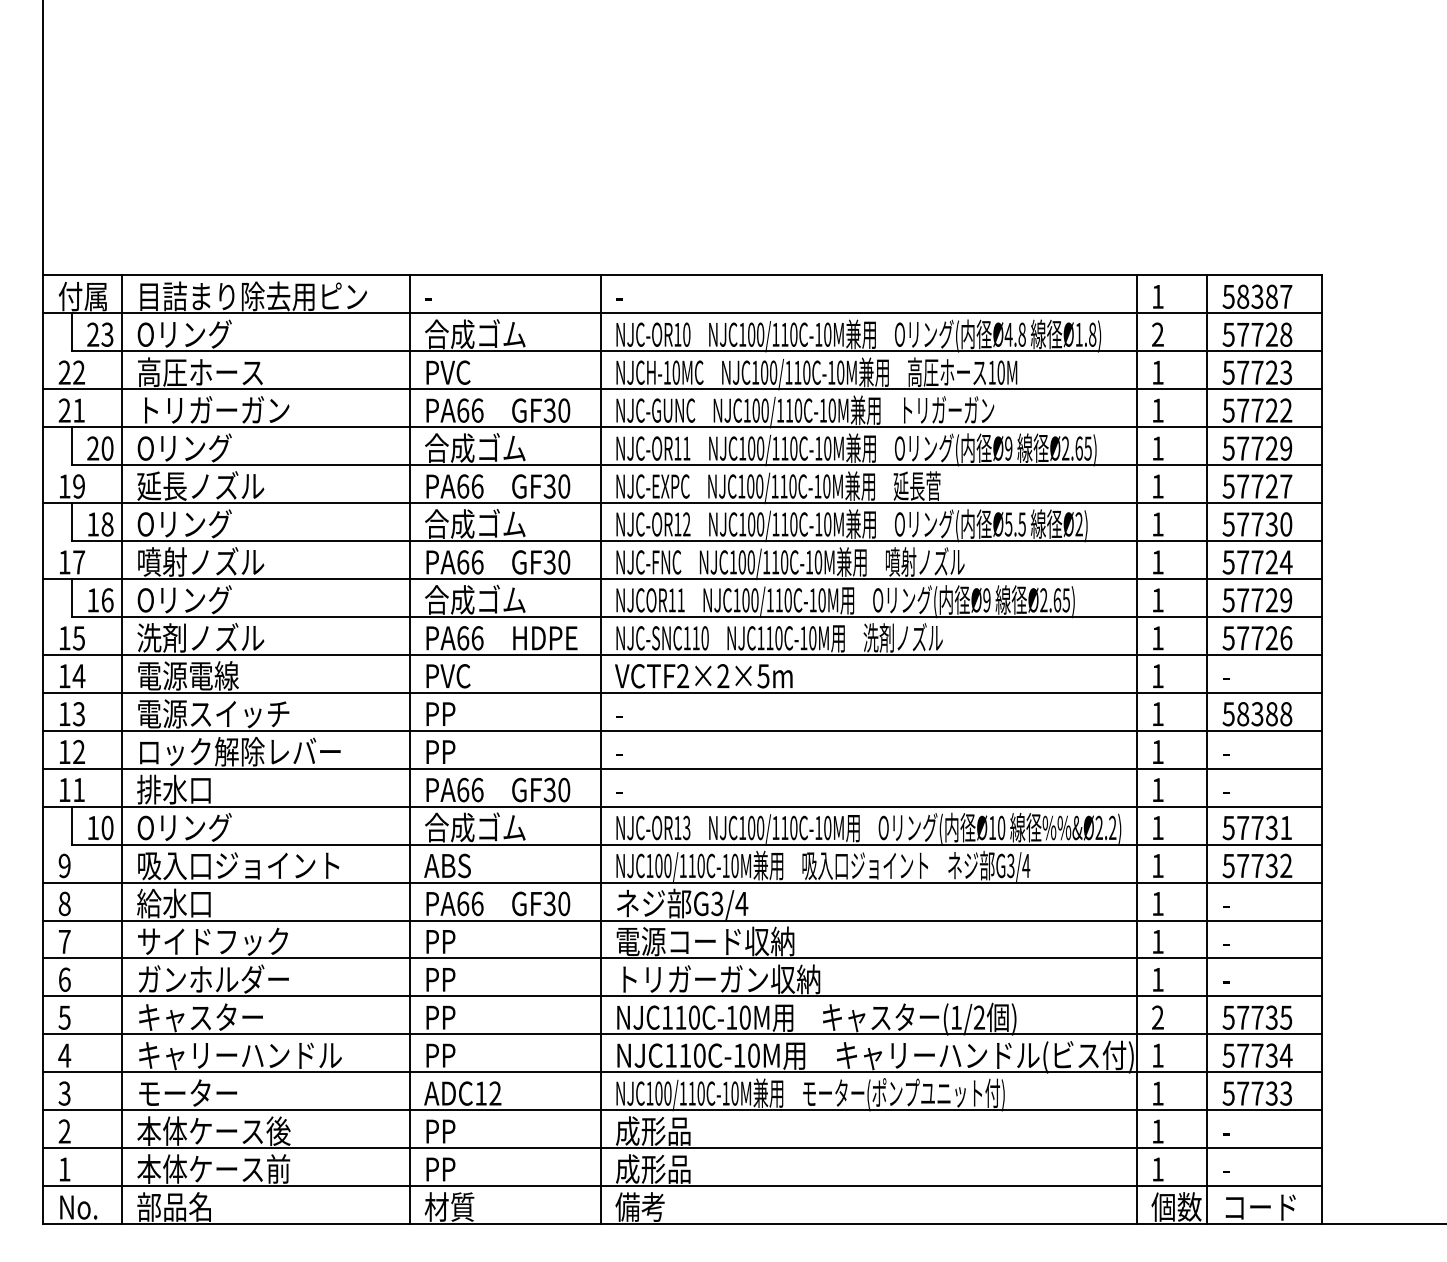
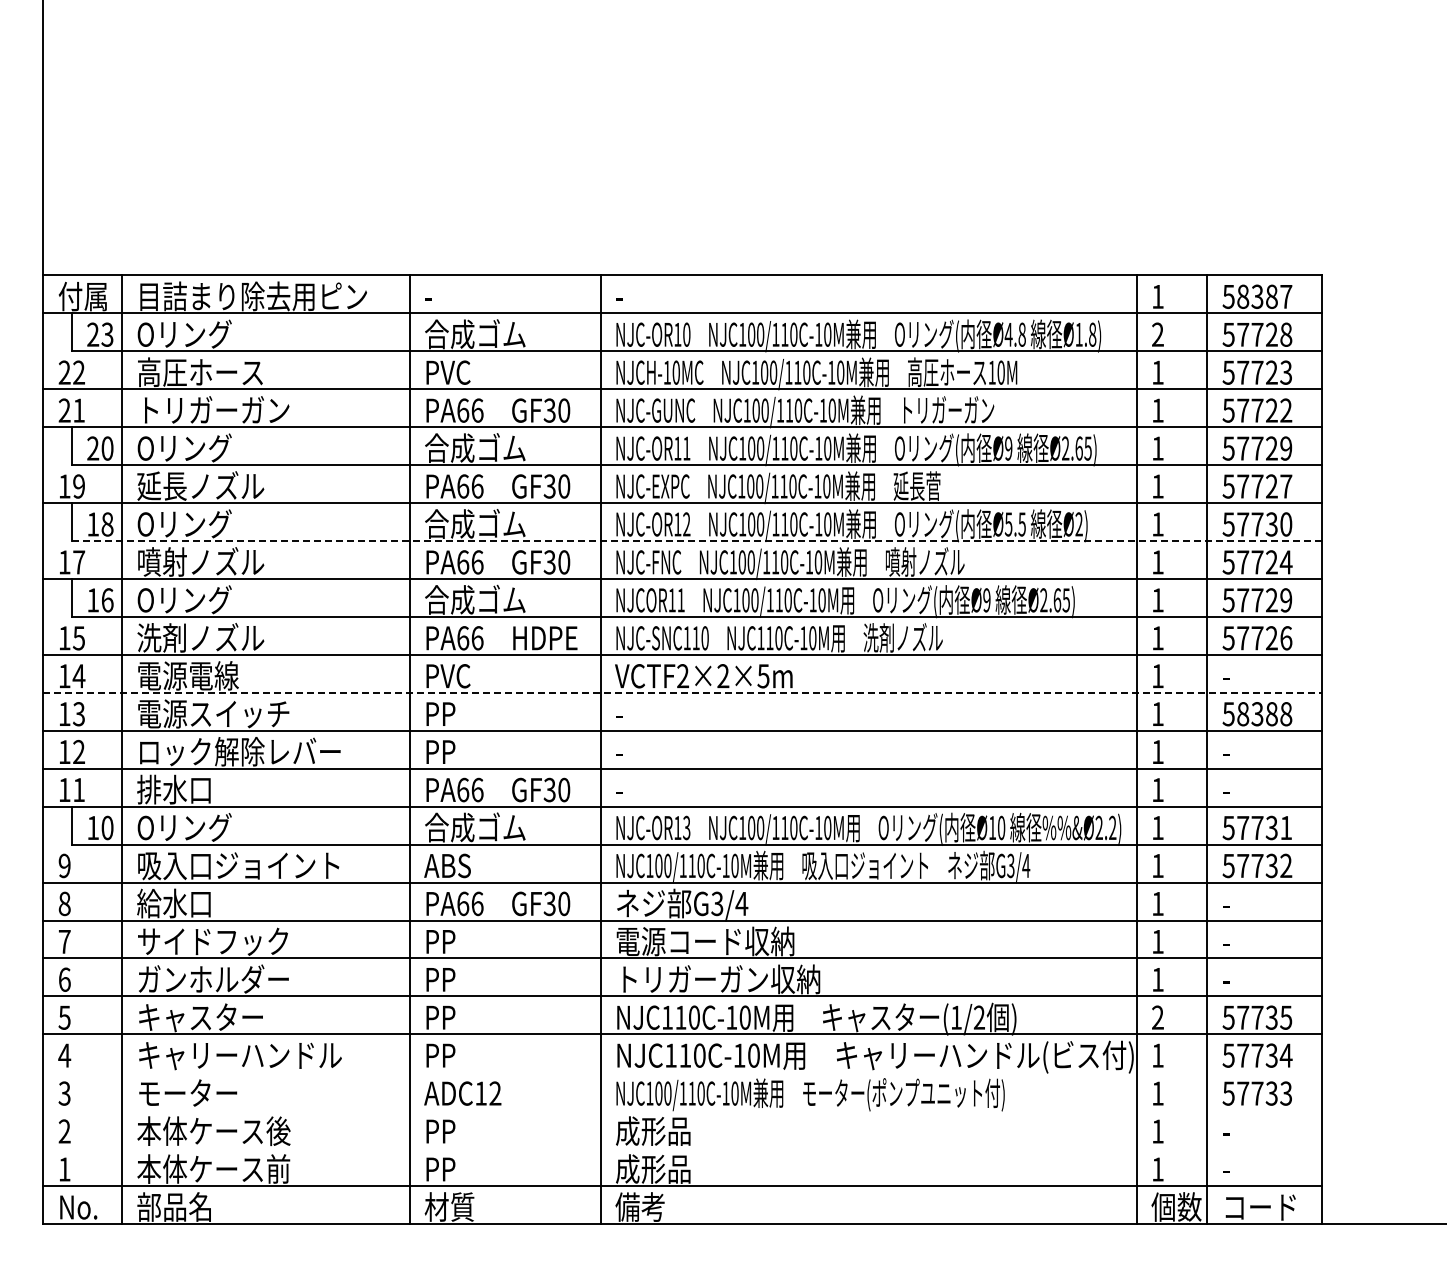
line: solid -> dashed (697, 541)
line: solid -> dashed (683, 692)
line: present -> none (682, 1072)
line: present -> none (682, 1110)
line: present -> none (682, 1148)
